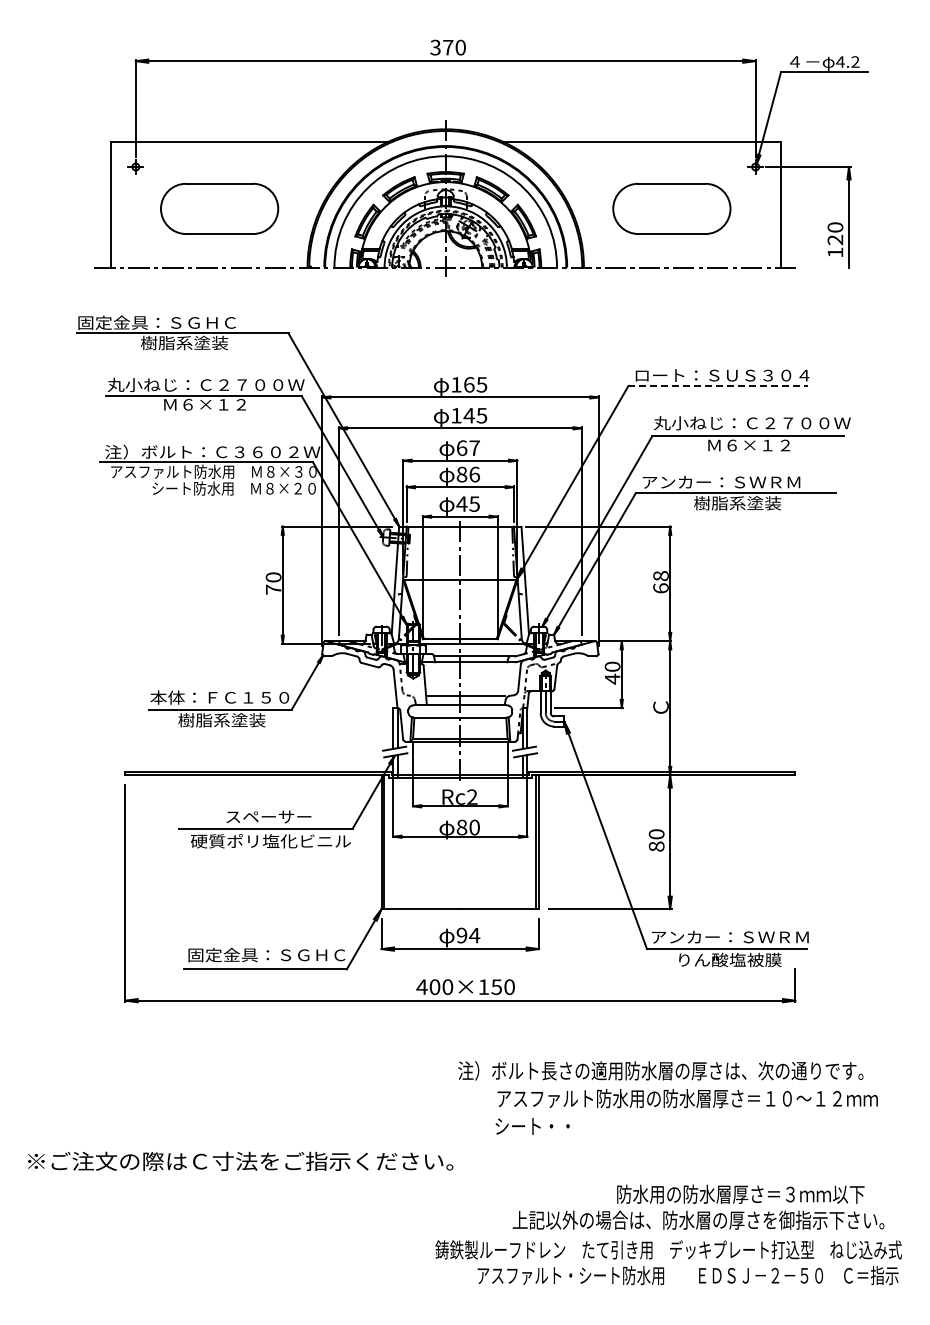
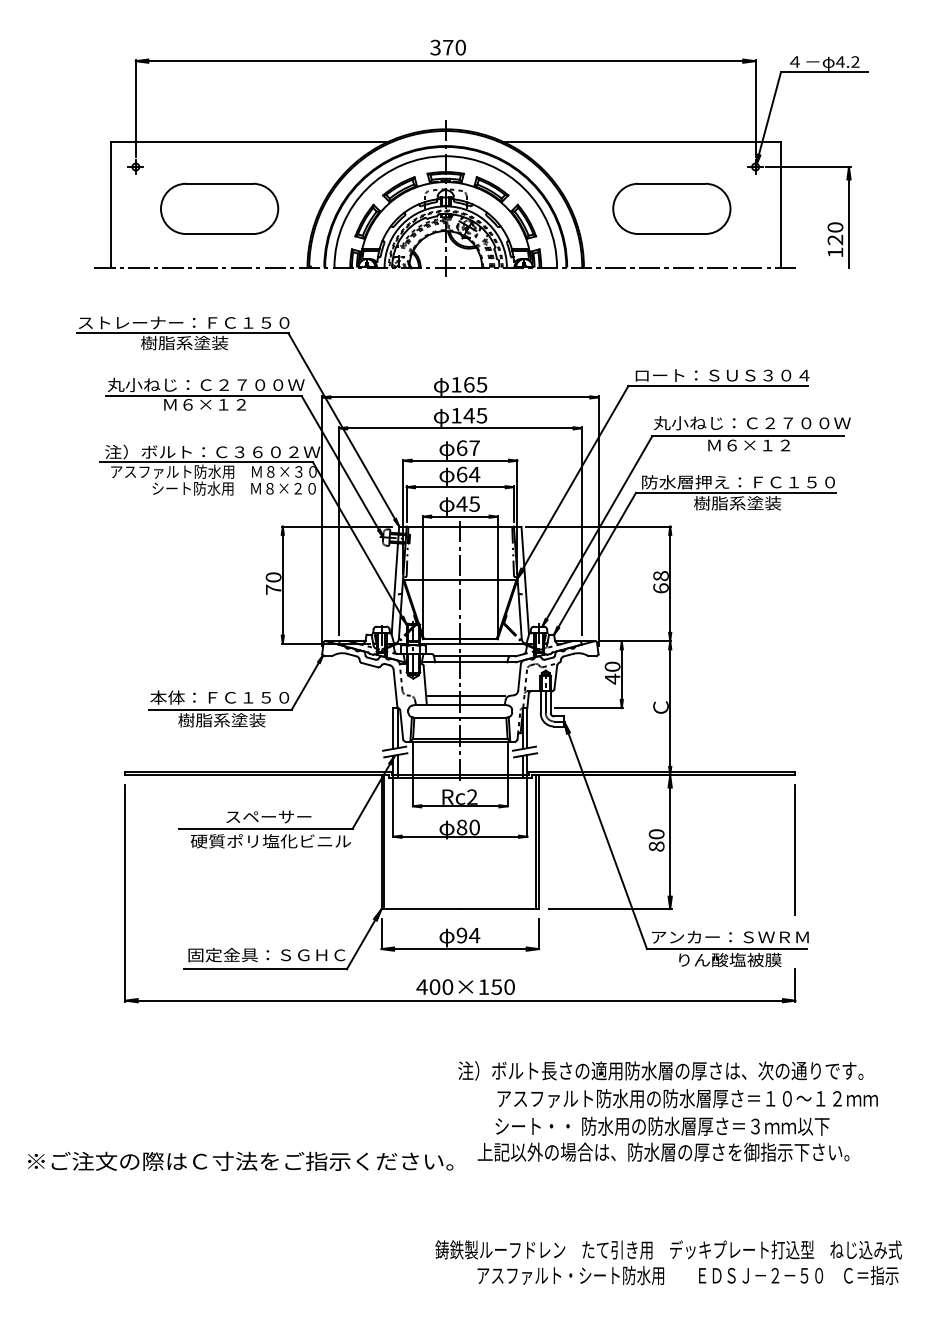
text: 固定金具：ＳＧＨＣ -> ストレーナー：ＦＣ１５０ (183, 322)
line: dashed -> solid (718, 386)
text: 86 -> 64 (468, 474)
text: アンカー：ＳＷＲＭ -> 防水層押え：ＦＣ１５０ (738, 482)
line: none -> present (794, 849)
text position: (698, 1206) -> (663, 1138) (663, 1138)
